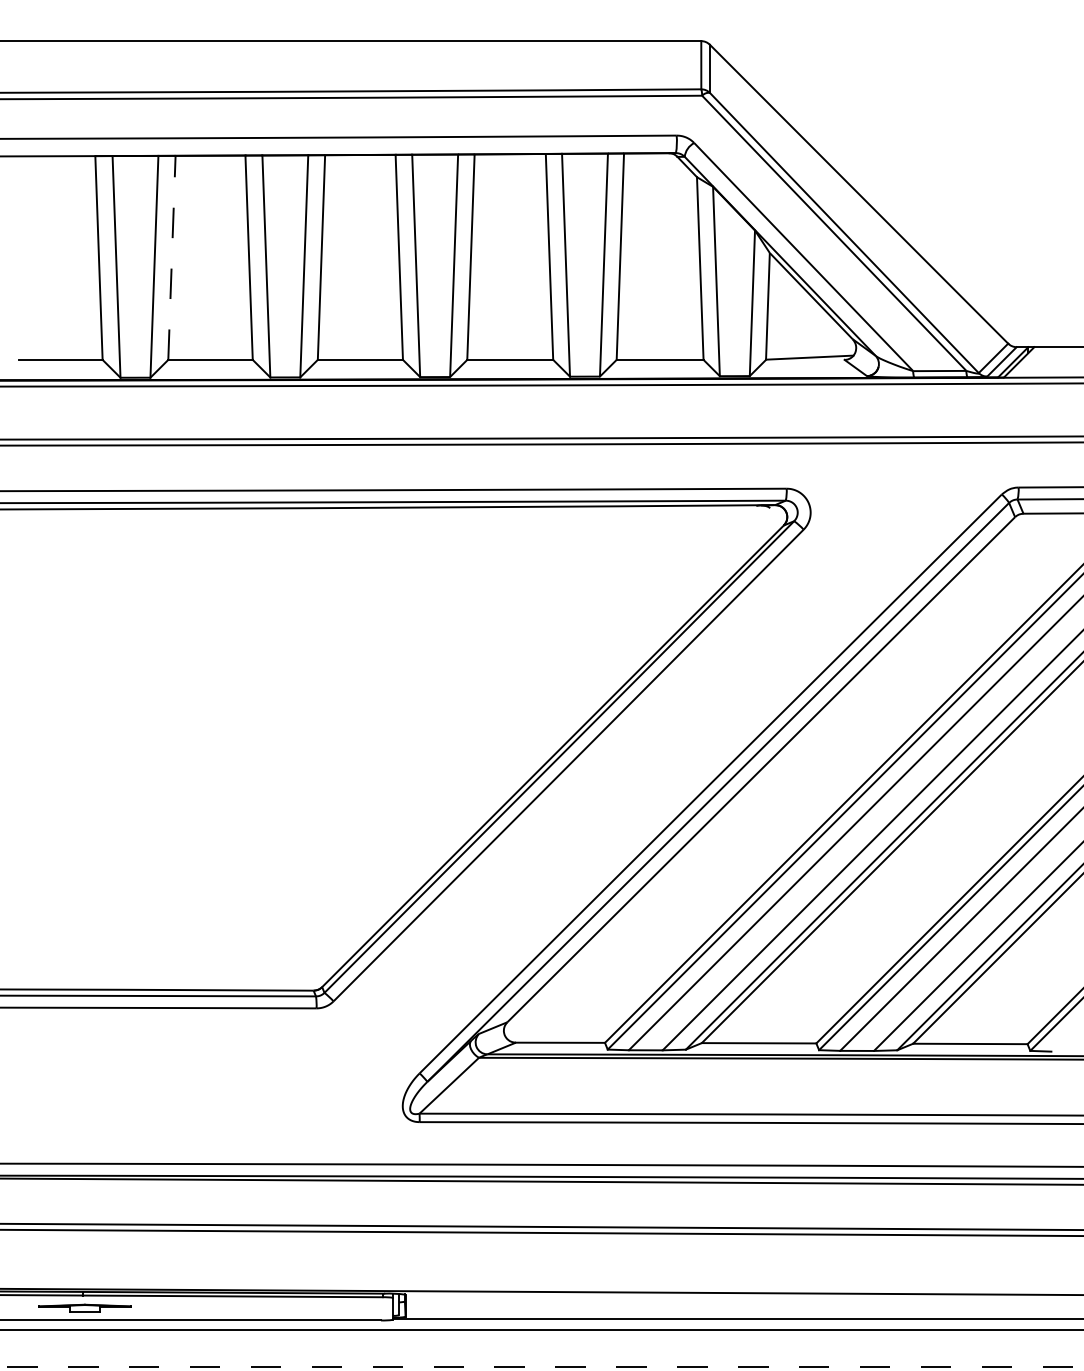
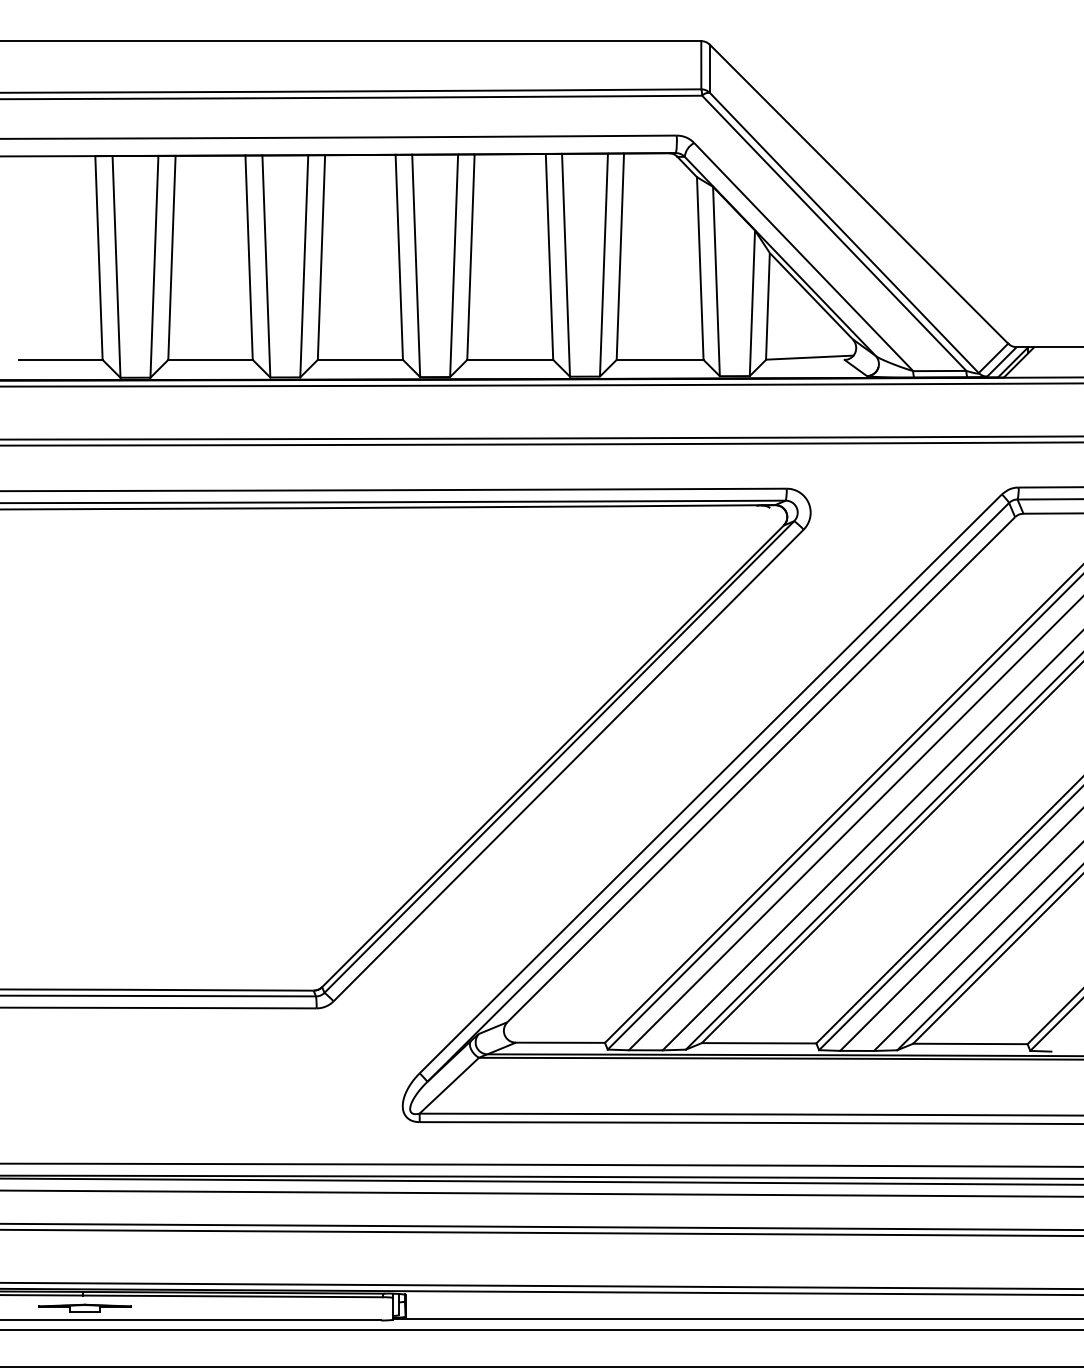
line: dashed -> solid (171, 258)
line: none -> present (541, 1193)
line: none -> present (541, 1285)
line: dashed -> solid (541, 1366)
